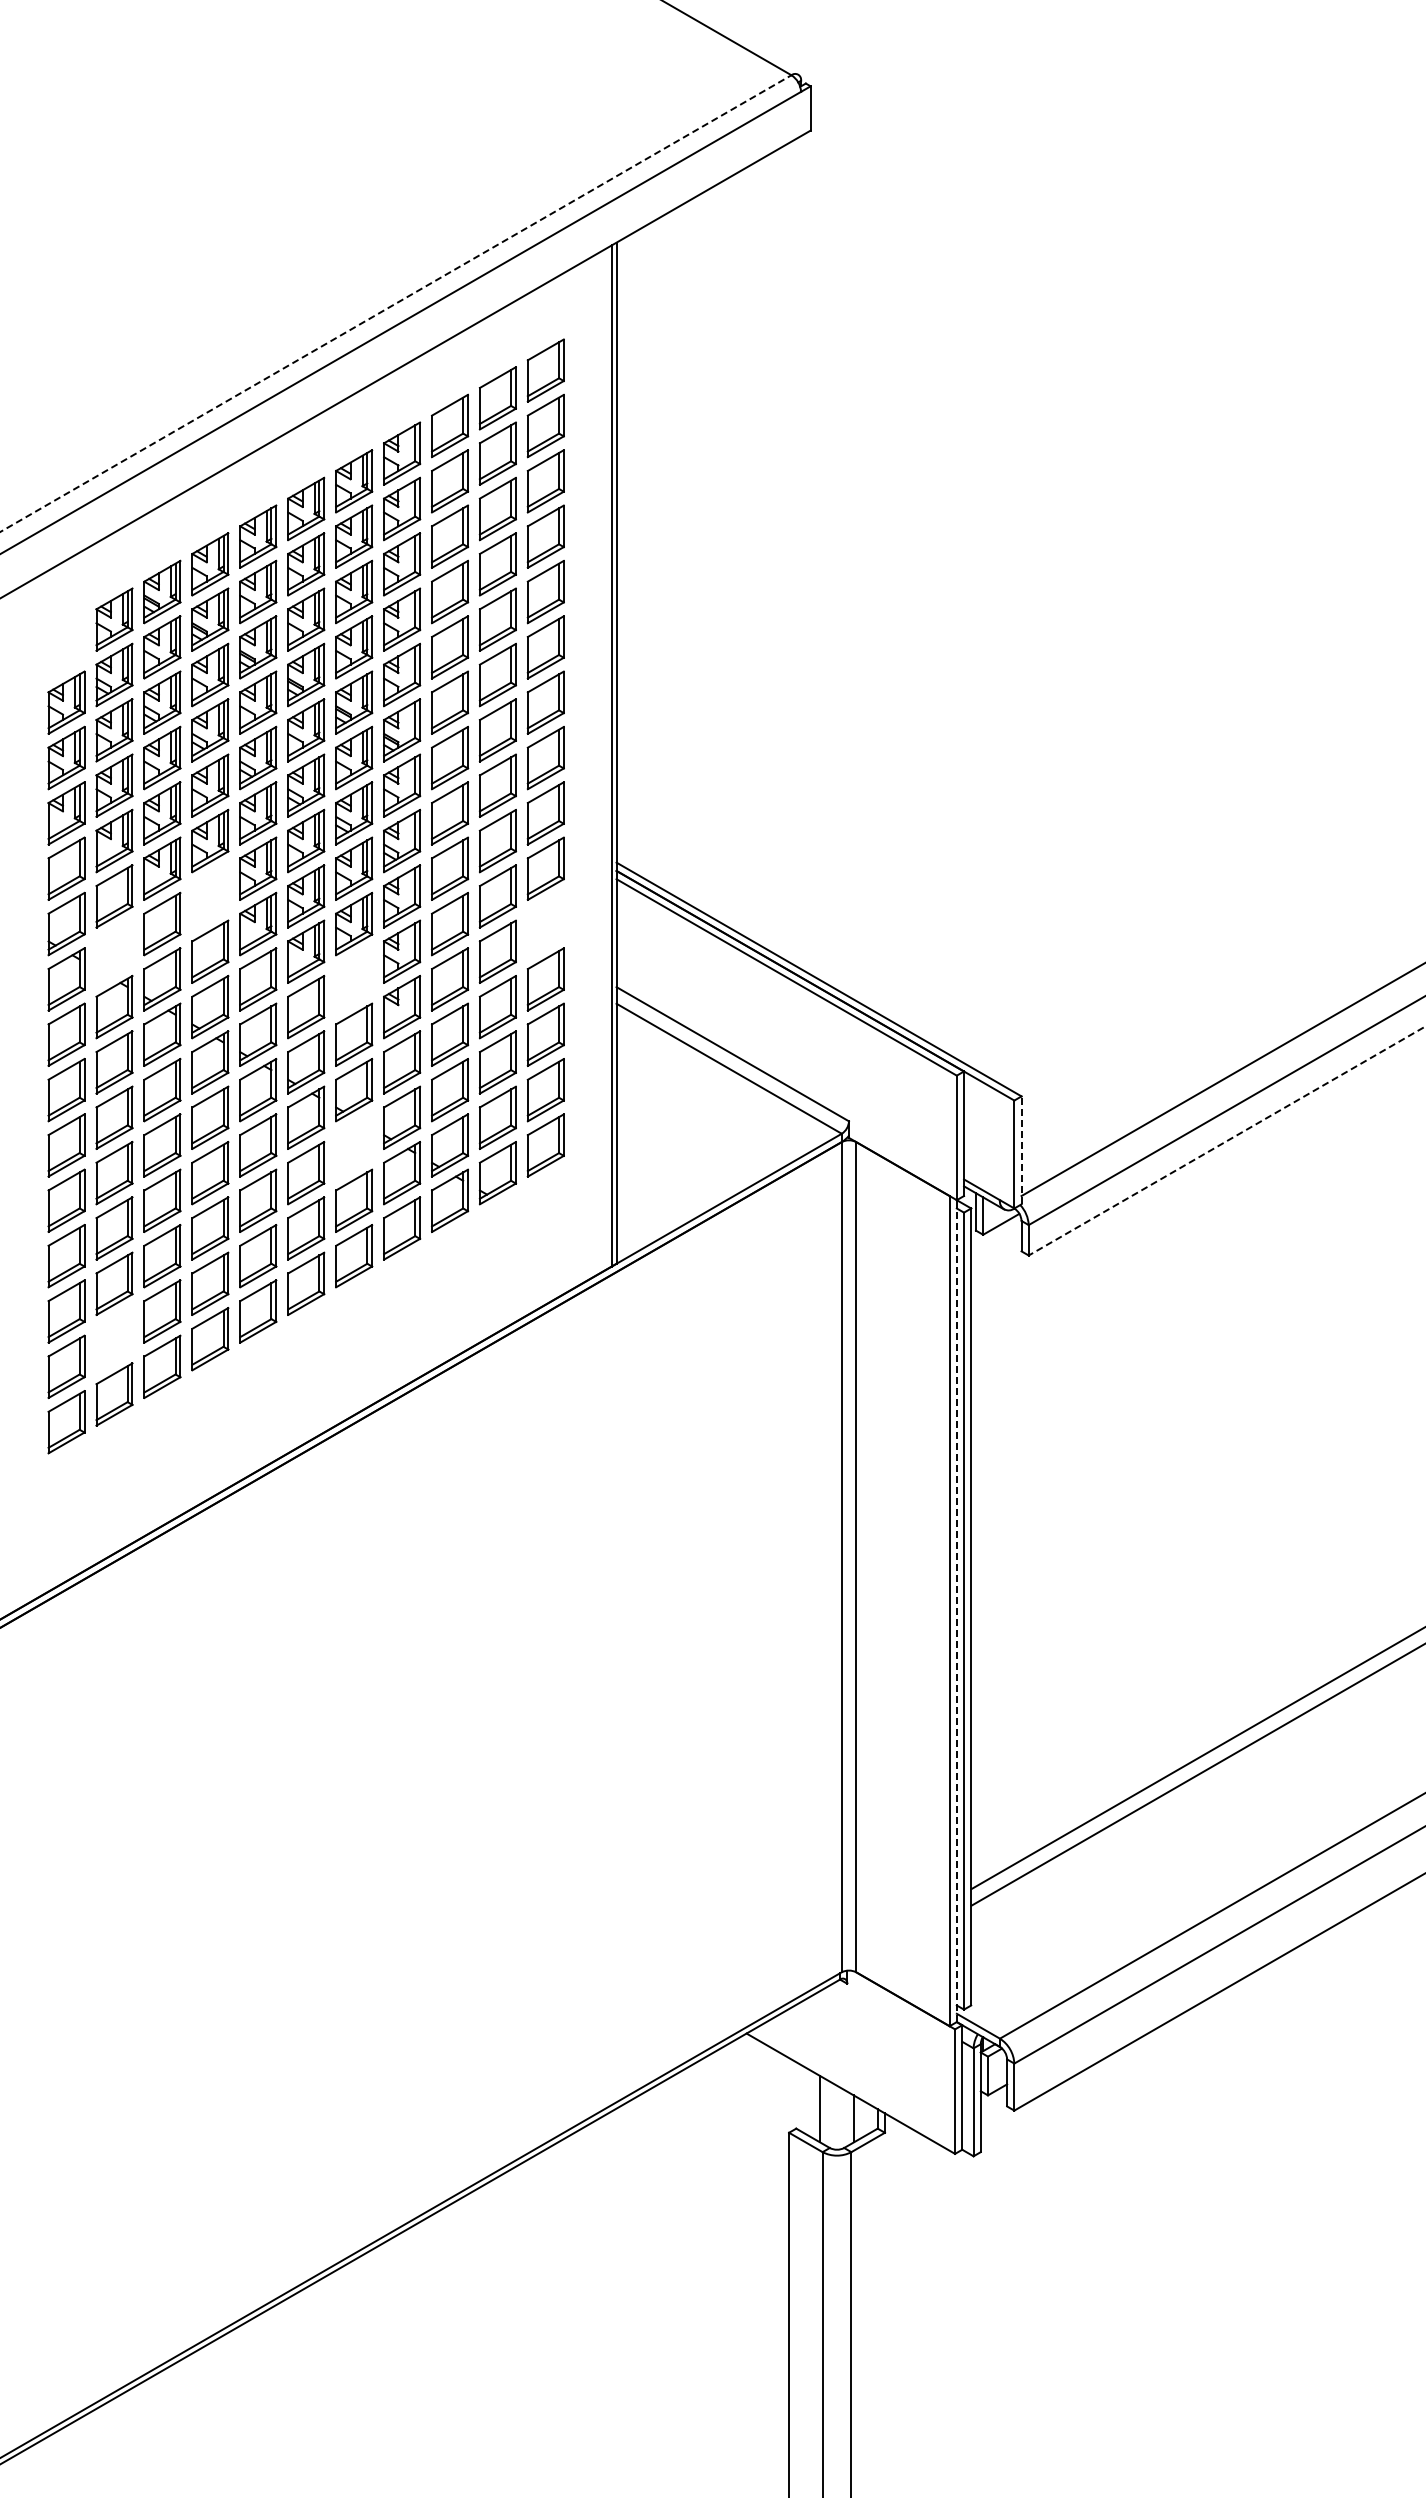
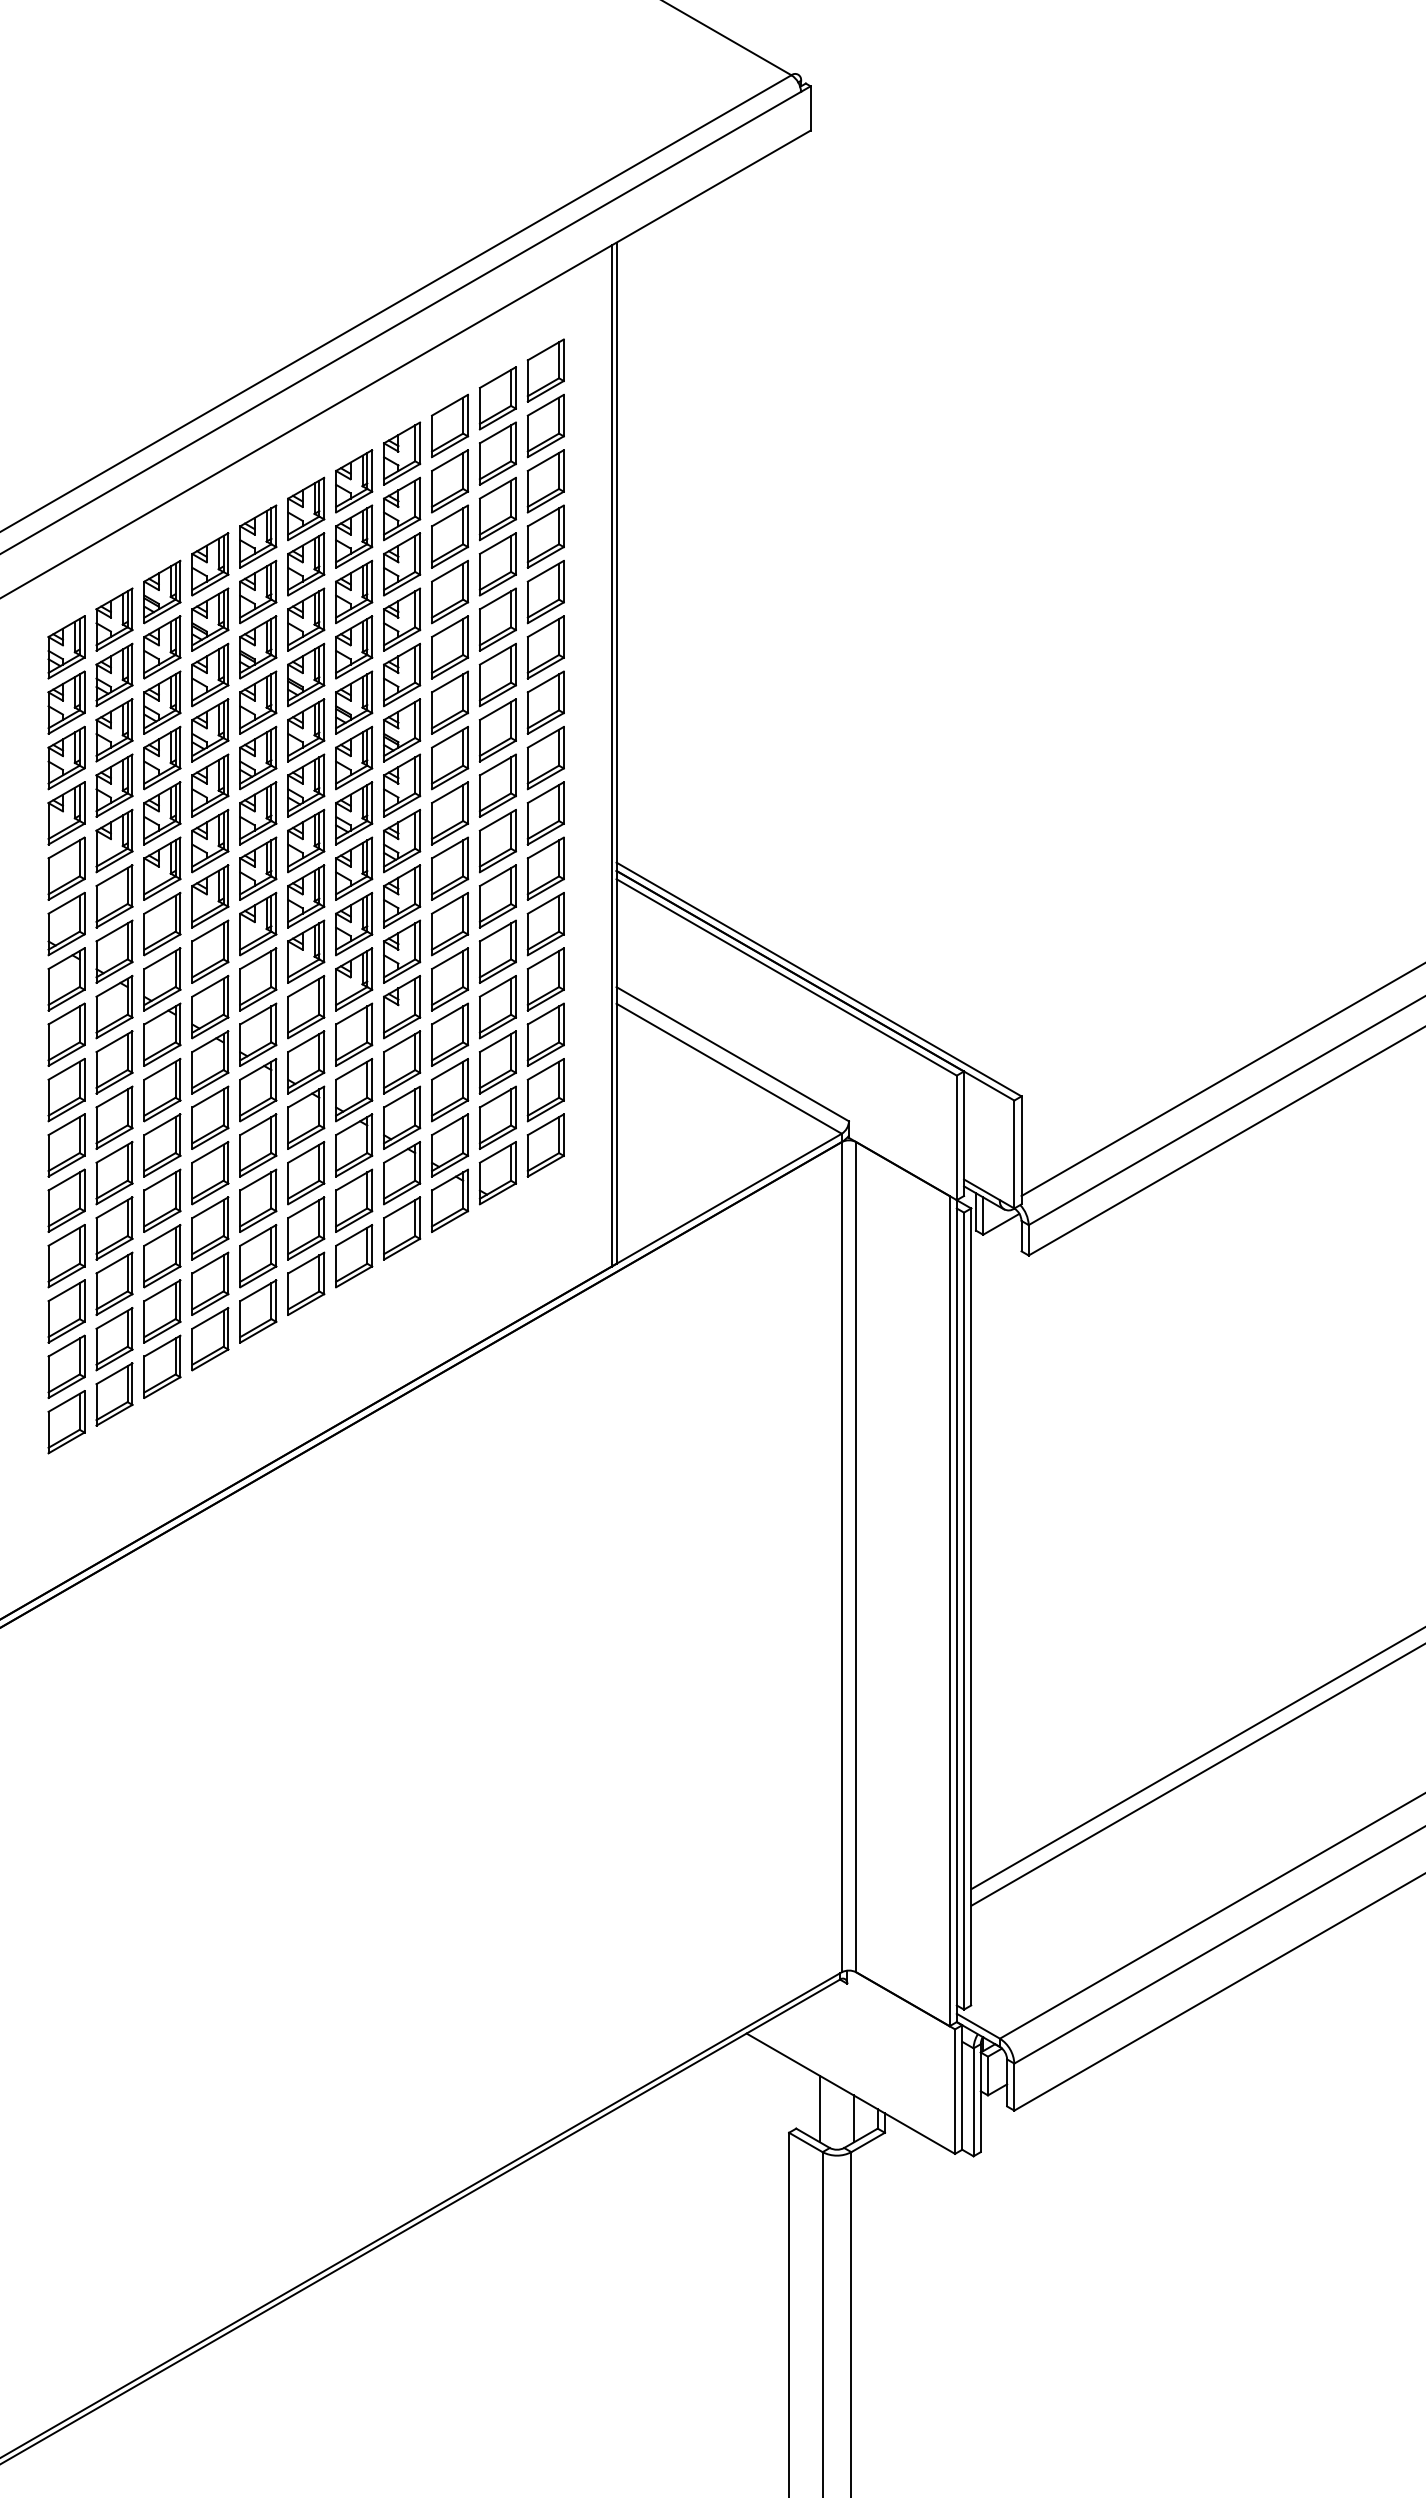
line: dashed -> solid (395, 303)
part: none -> present (66, 647)
part: none -> present (210, 896)
part: none -> present (545, 924)
part: none -> present (114, 951)
part: none -> present (354, 979)
line: dashed -> solid (1227, 1141)
part: none -> present (354, 1145)
line: dashed -> solid (1021, 1150)
part: none -> present (114, 1339)
line: dashed -> solid (956, 1611)
